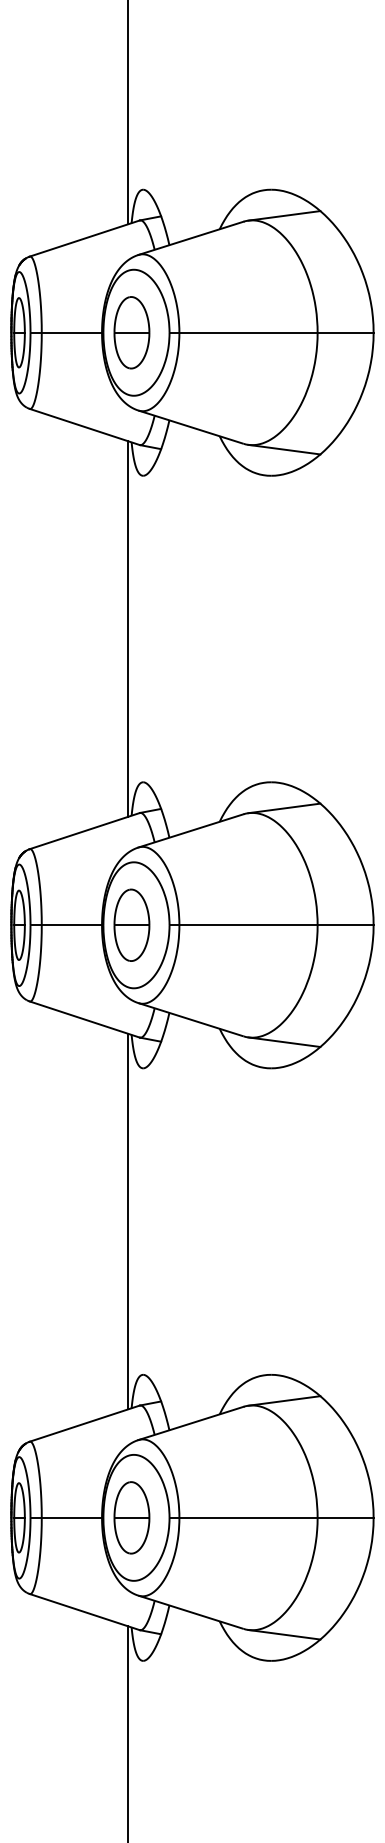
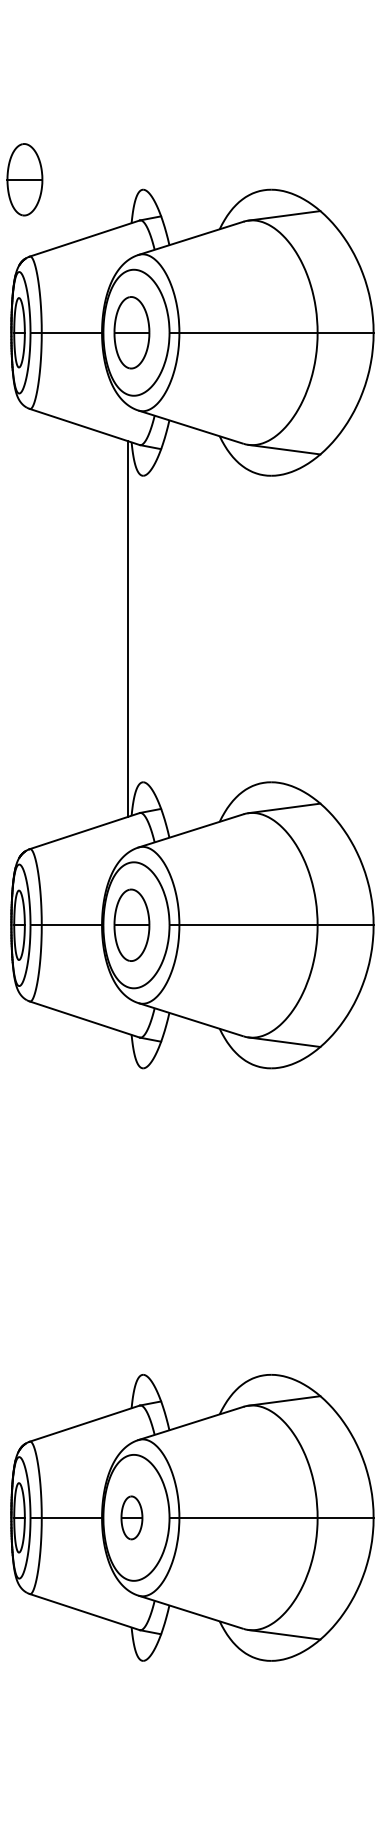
line: present -> none (128, 113)
part: none -> present (24, 179)
line: present -> none (128, 1221)
part size: 38x74 px -> 24x46 px (131, 1517)
line: present -> none (128, 1732)
